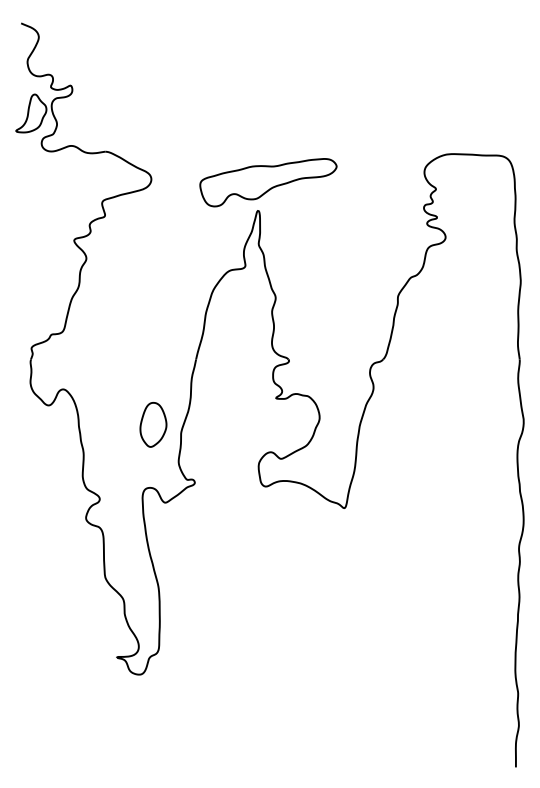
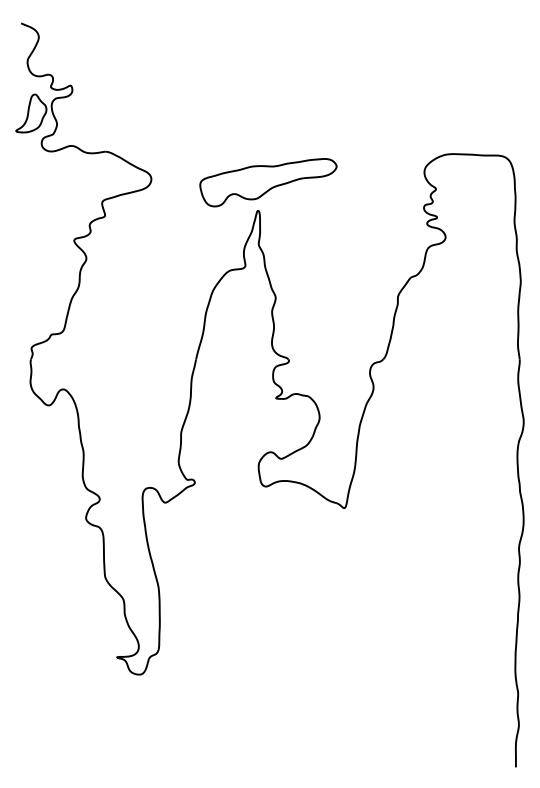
part: present -> none (153, 424)
